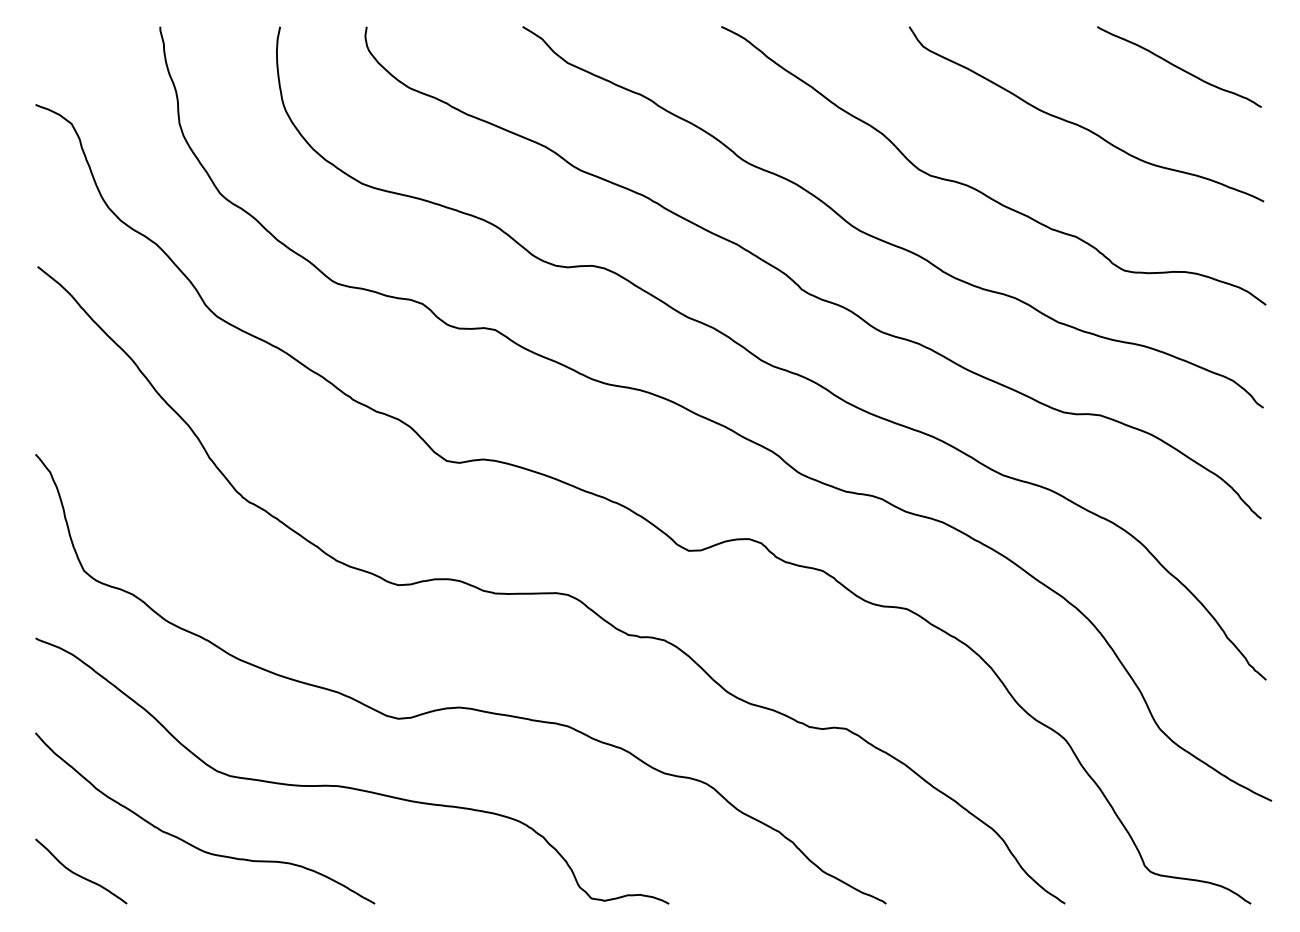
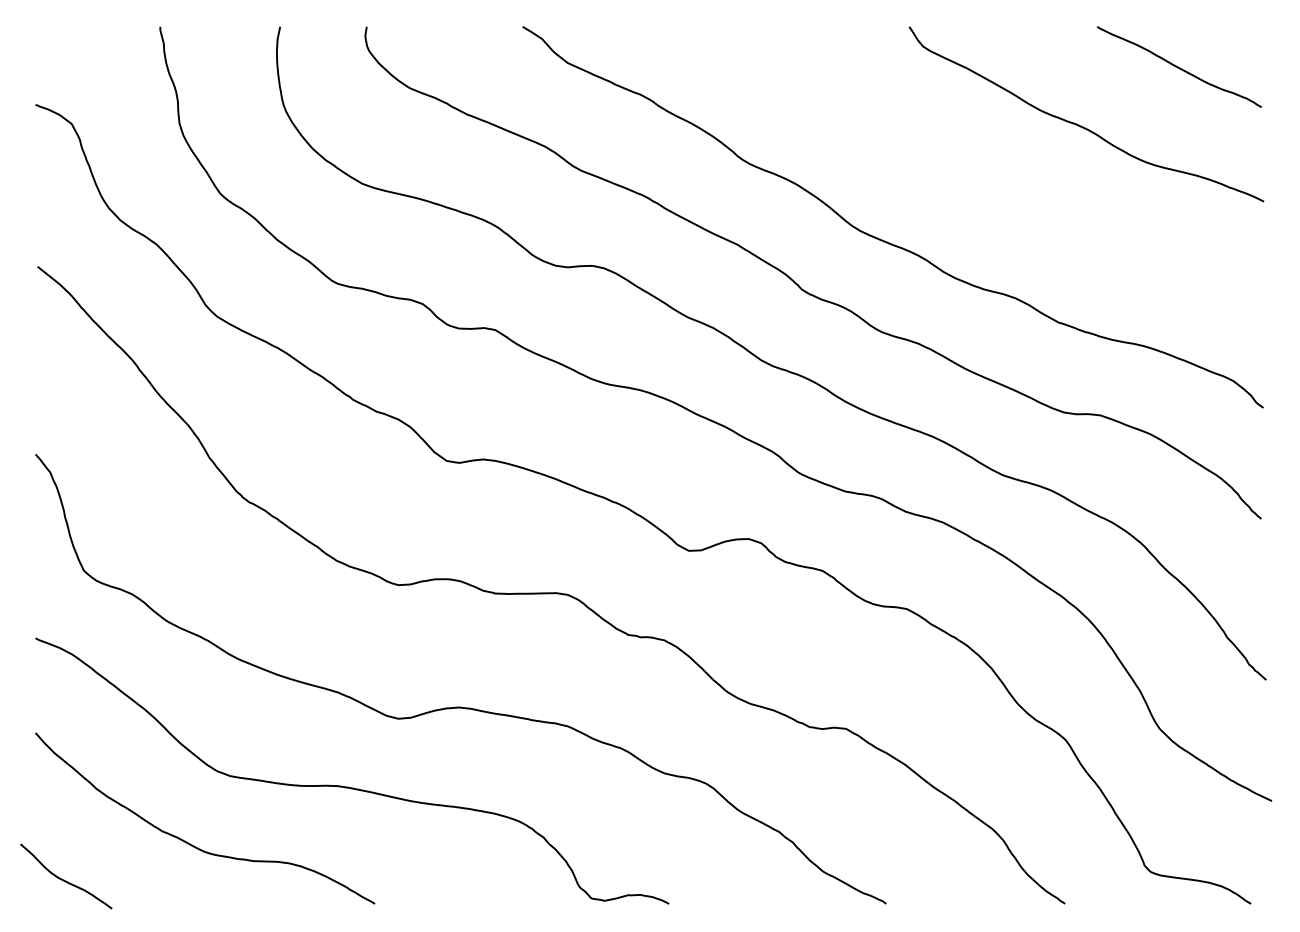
curve: present -> none (976, 188)
curve position: (79, 874) -> (64, 879) (64, 879)
